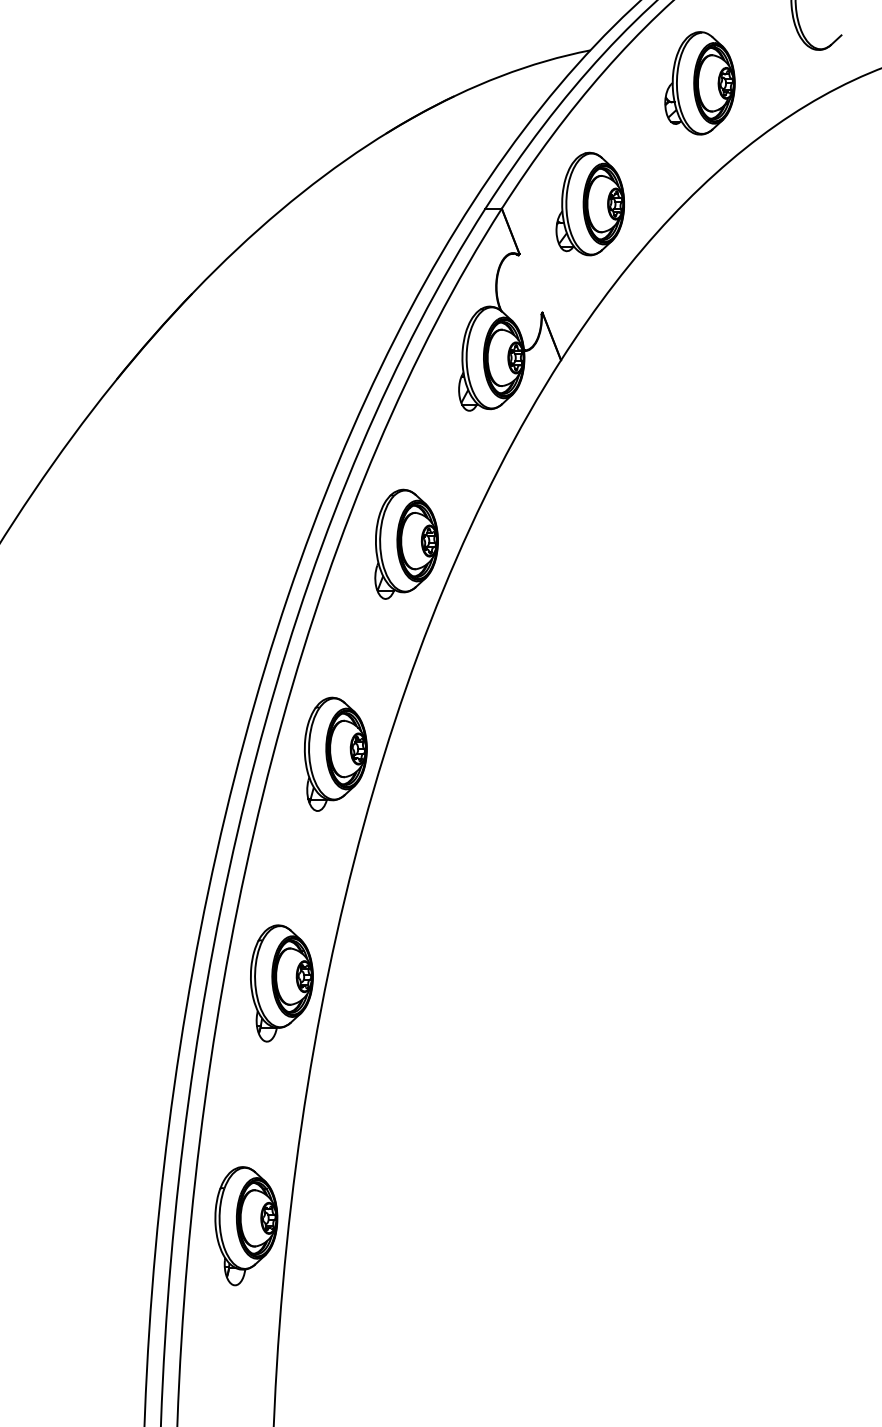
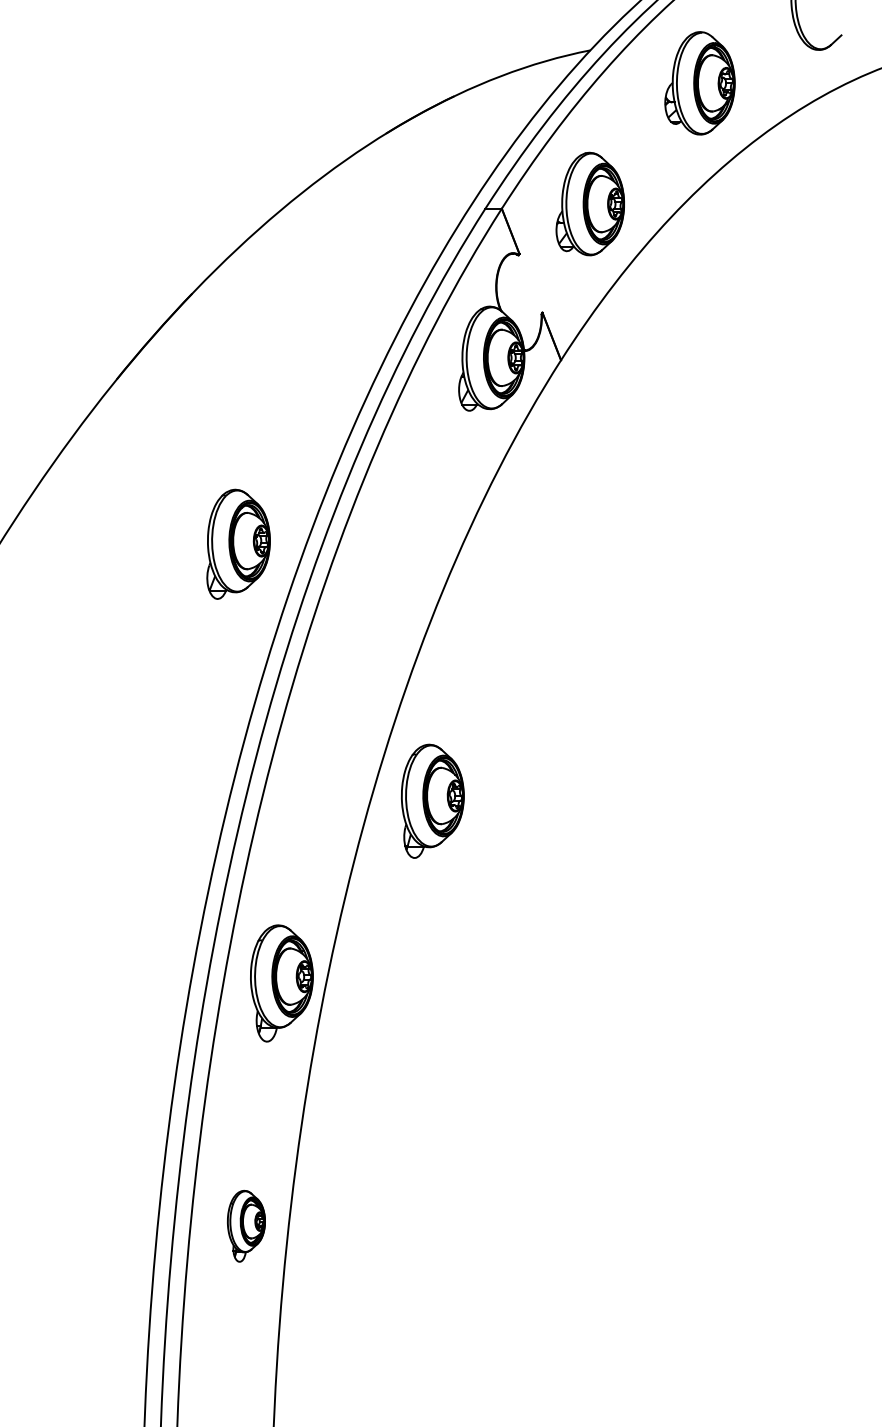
part position: (406, 543) -> (238, 543) (238, 543)
part position: (335, 753) -> (432, 800) (432, 800)
part size: 65x121 px -> 39x73 px (246, 1226)
